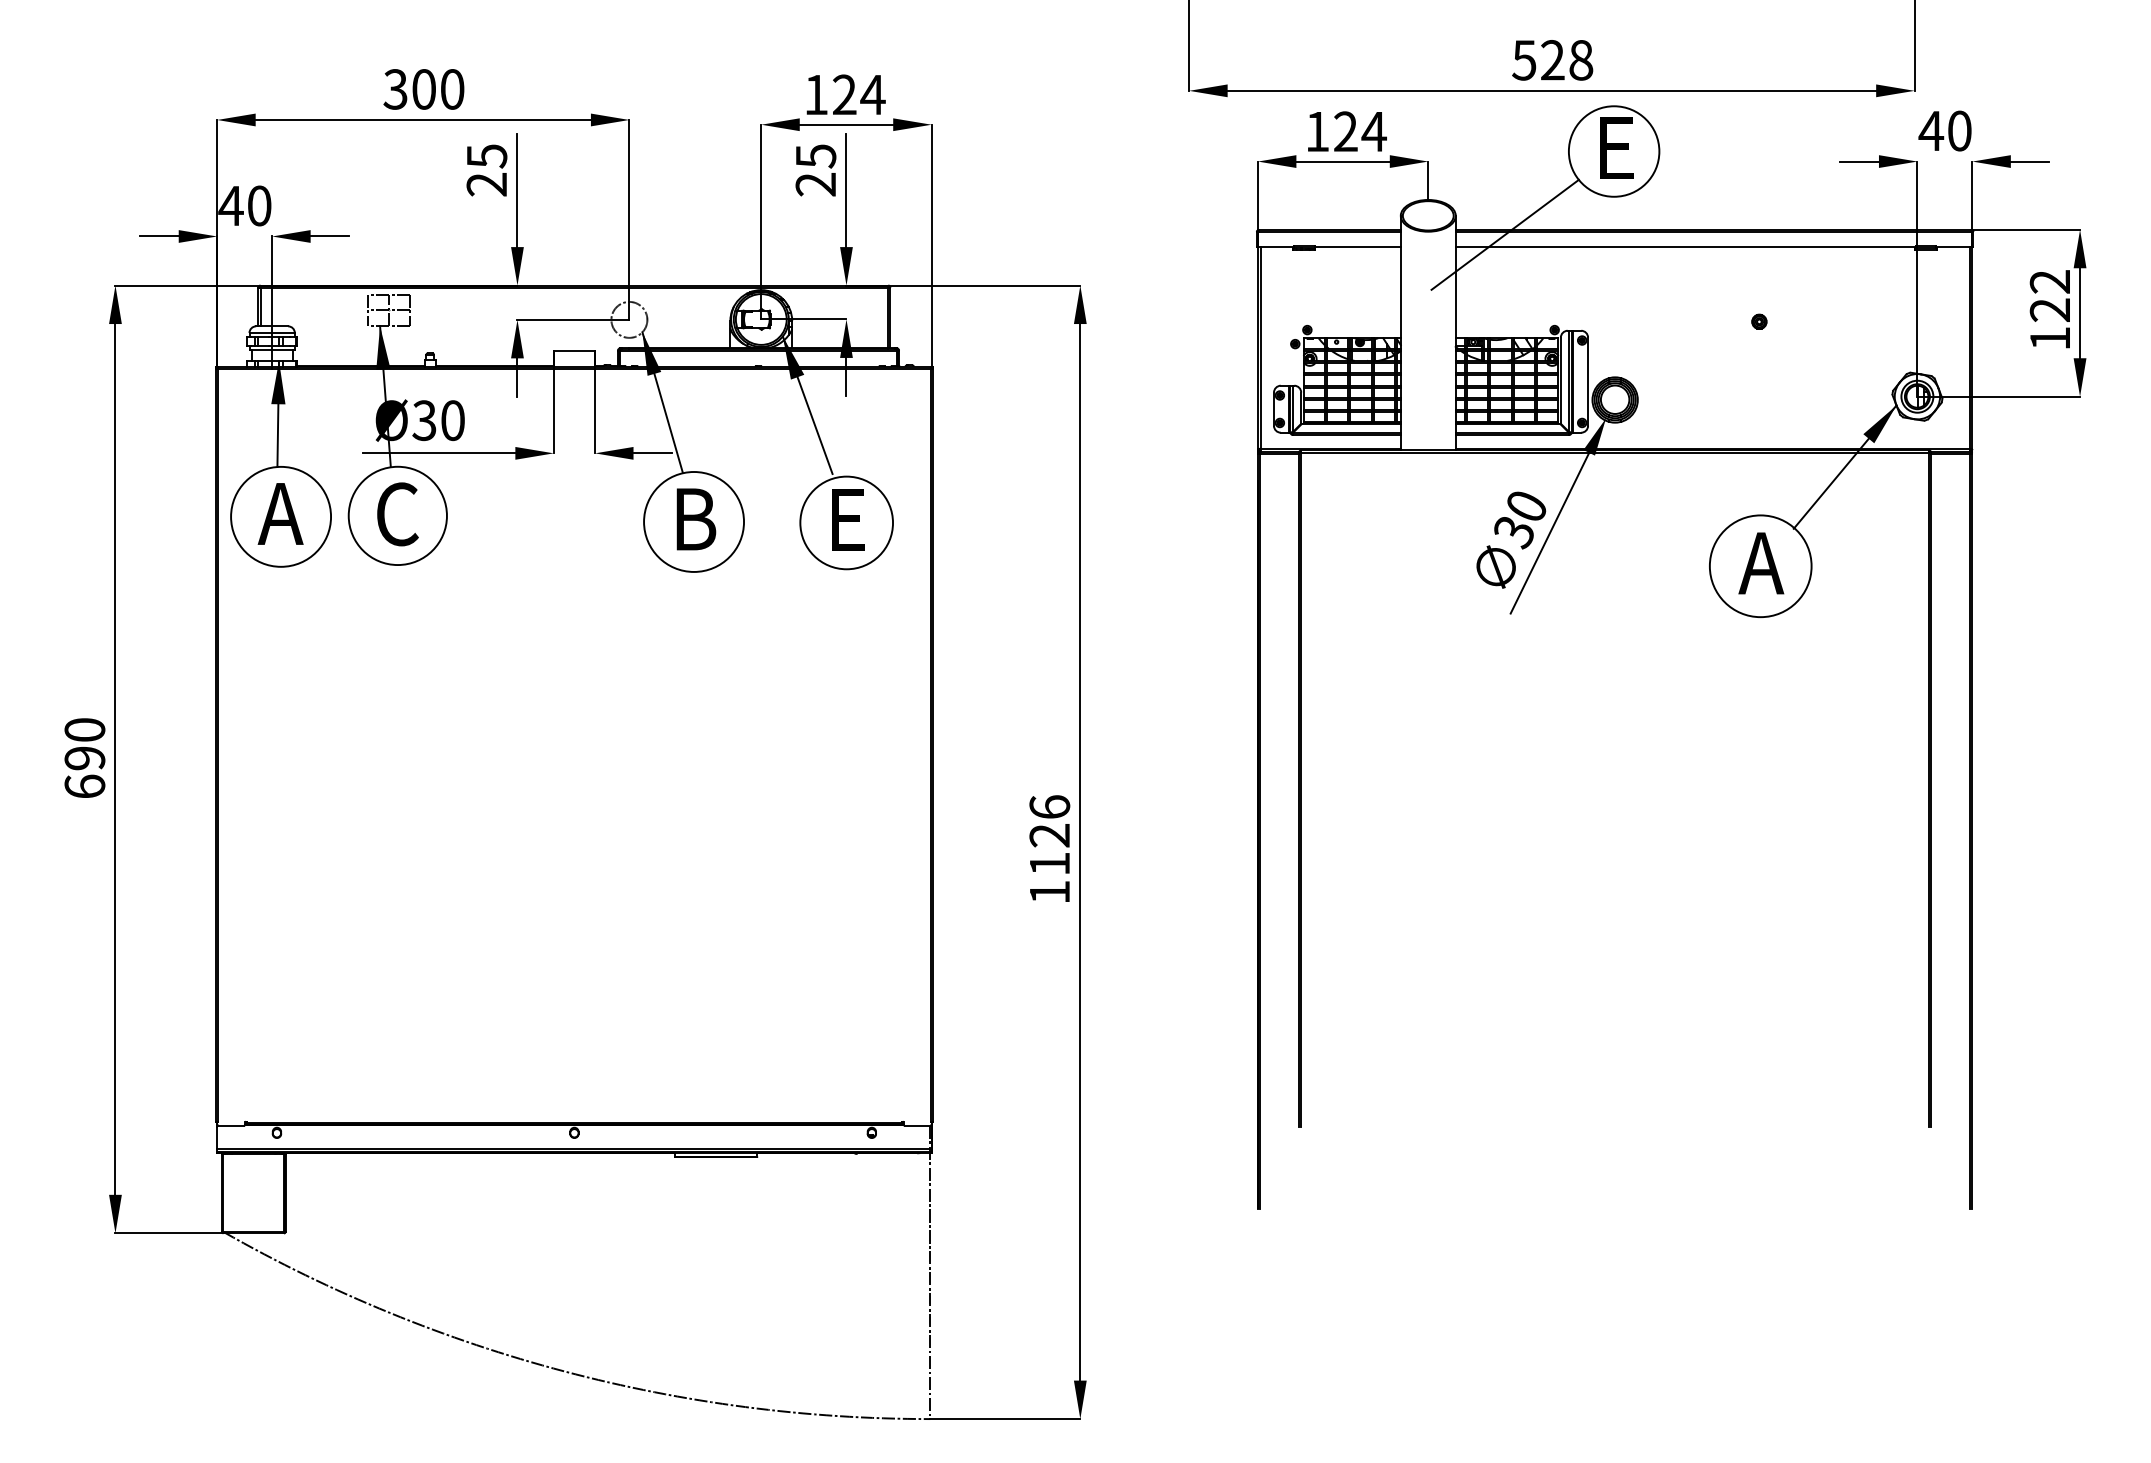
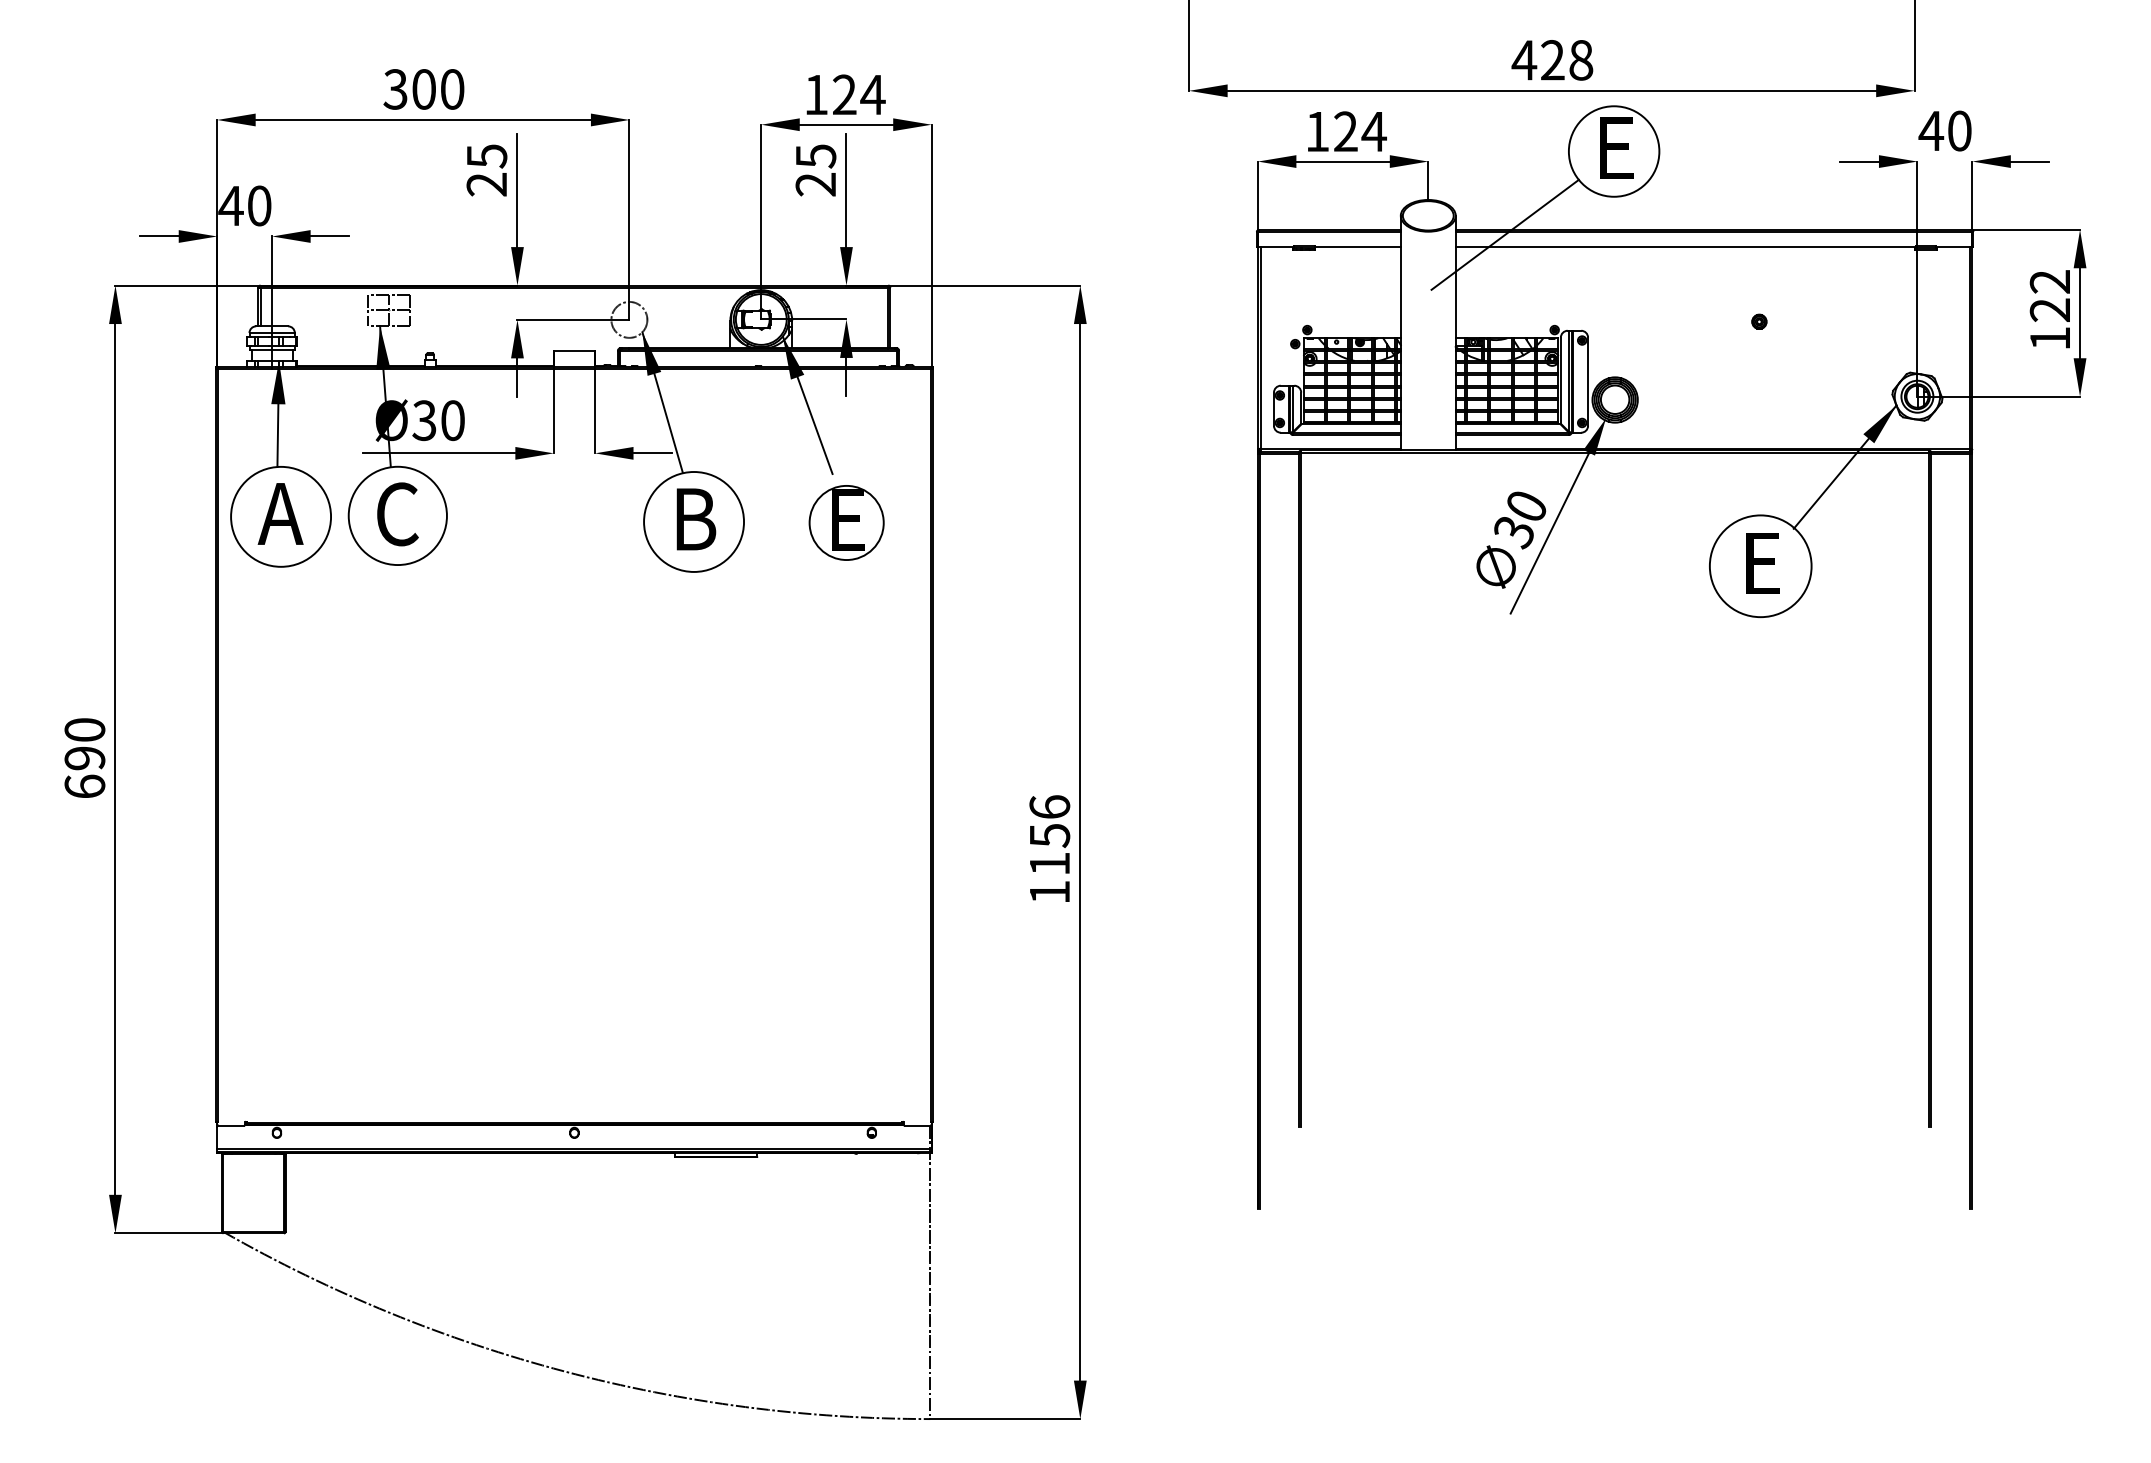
text: 528 -> 428 (1524, 60)
circle diameter: 93 px -> 74 px (846, 522)
text: A -> E (1761, 563)
text: 1126 -> 1156 (1049, 836)
